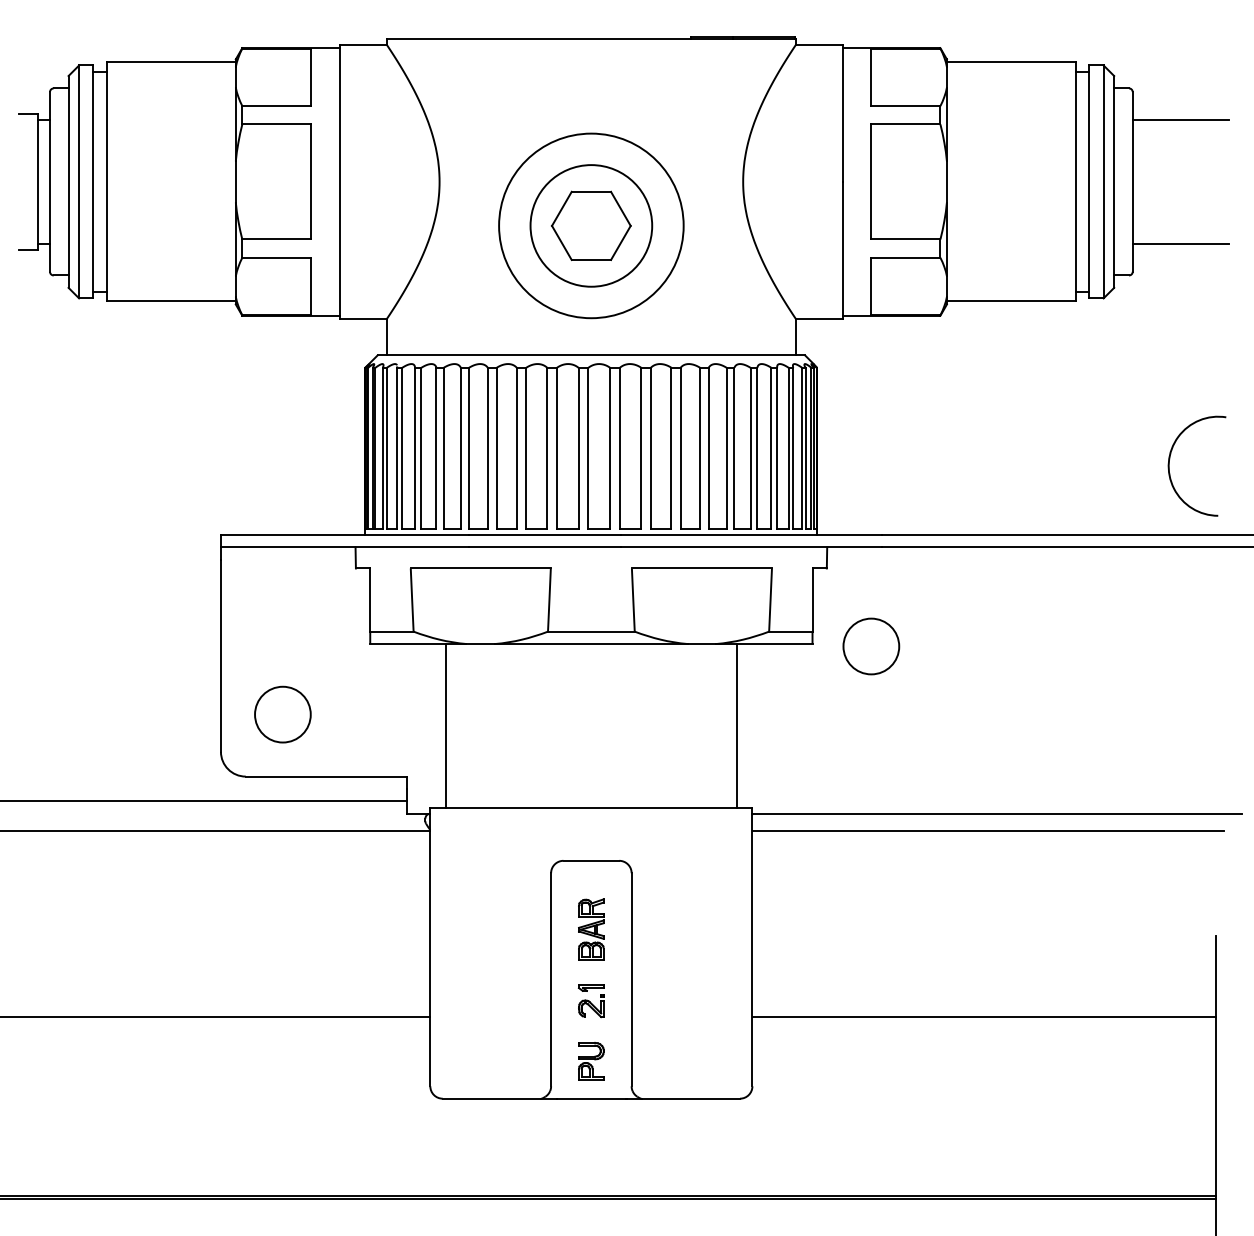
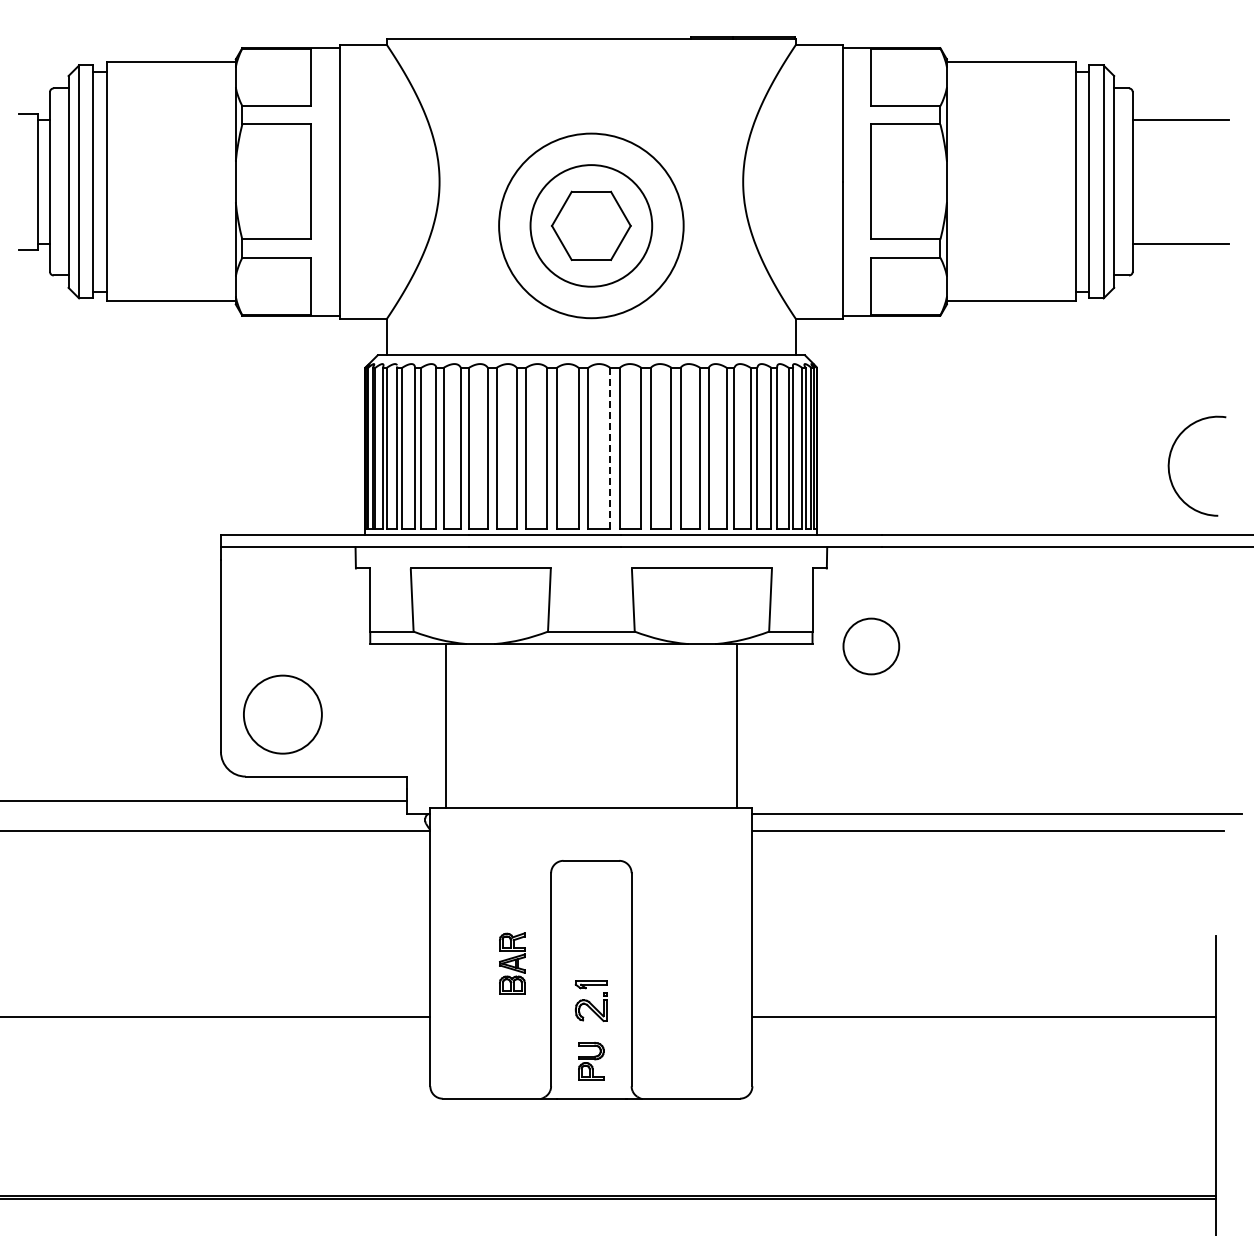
line: solid -> dashed (610, 448)
circle diameter: 56 px -> 78 px (282, 714)
part position: (591, 929) -> (512, 963) (512, 963)
part size: 27x35 px -> 34x42 px (590, 1000)
